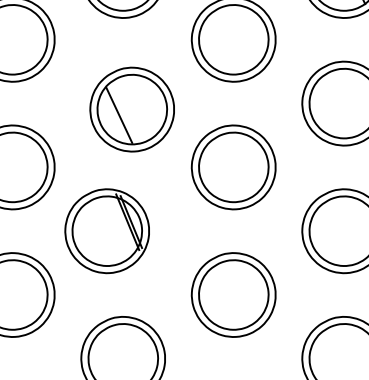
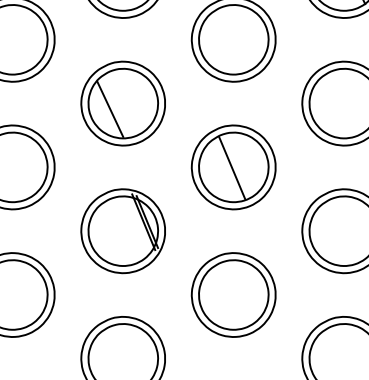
part position: (131, 109) -> (122, 103) (122, 103)
line: none -> present (232, 168)
part position: (106, 231) -> (122, 231) (122, 231)
